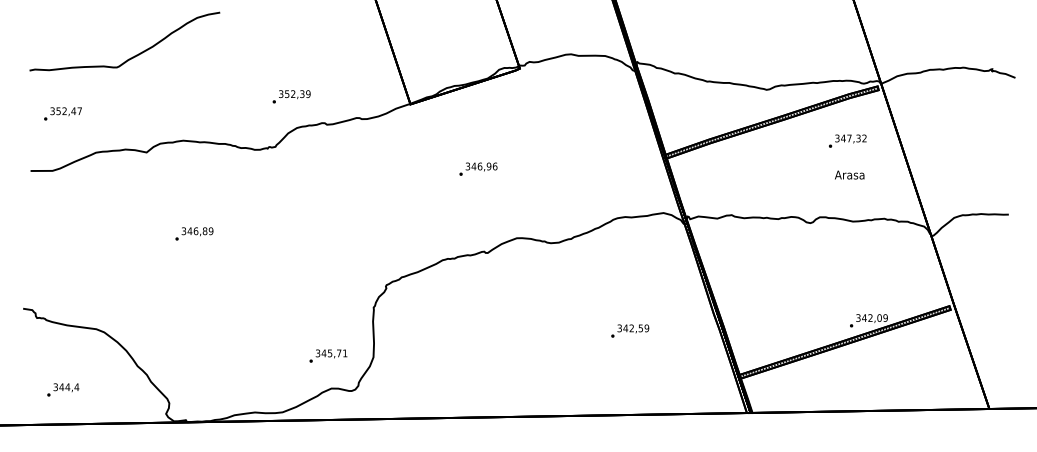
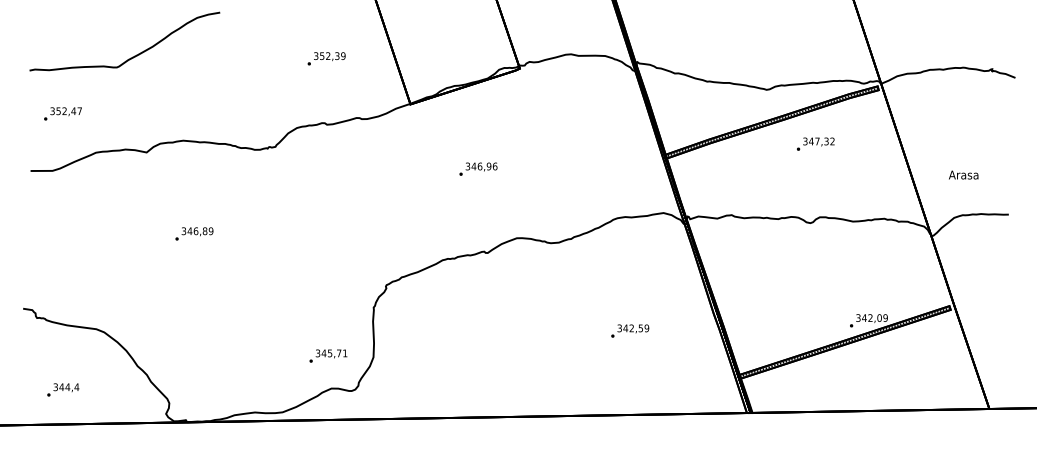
text position: (291, 96) -> (326, 58) (326, 58)
text position: (847, 140) -> (815, 143) (815, 143)
text position: (849, 174) -> (963, 174) (963, 174)
